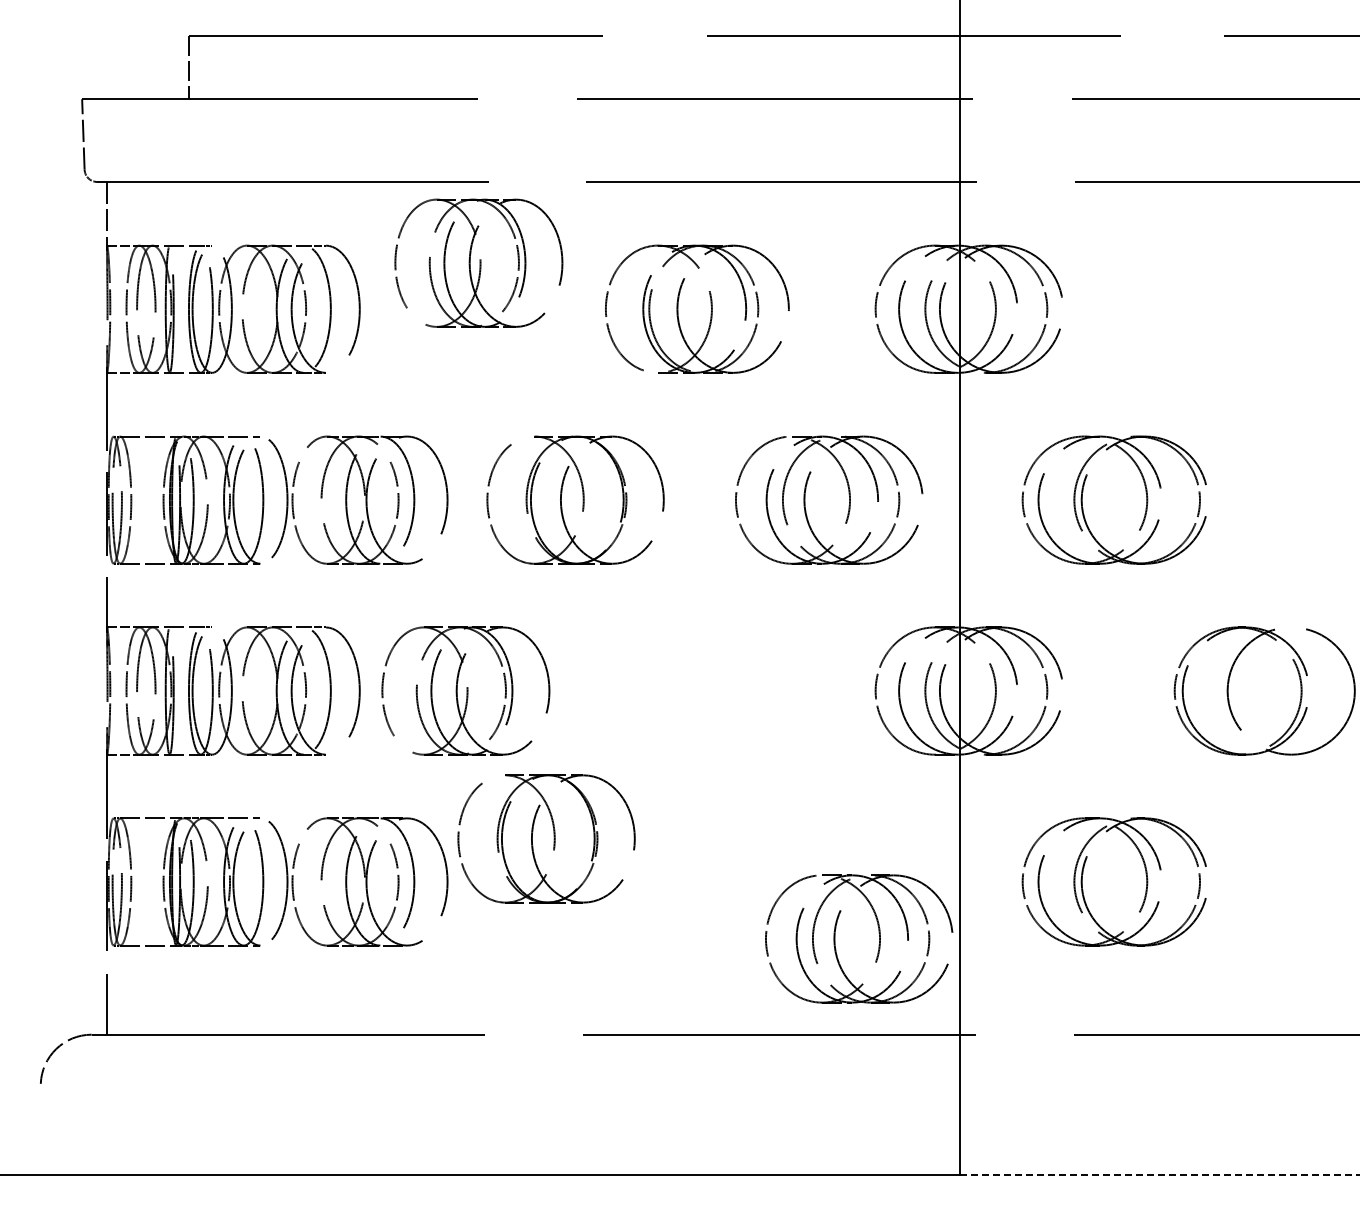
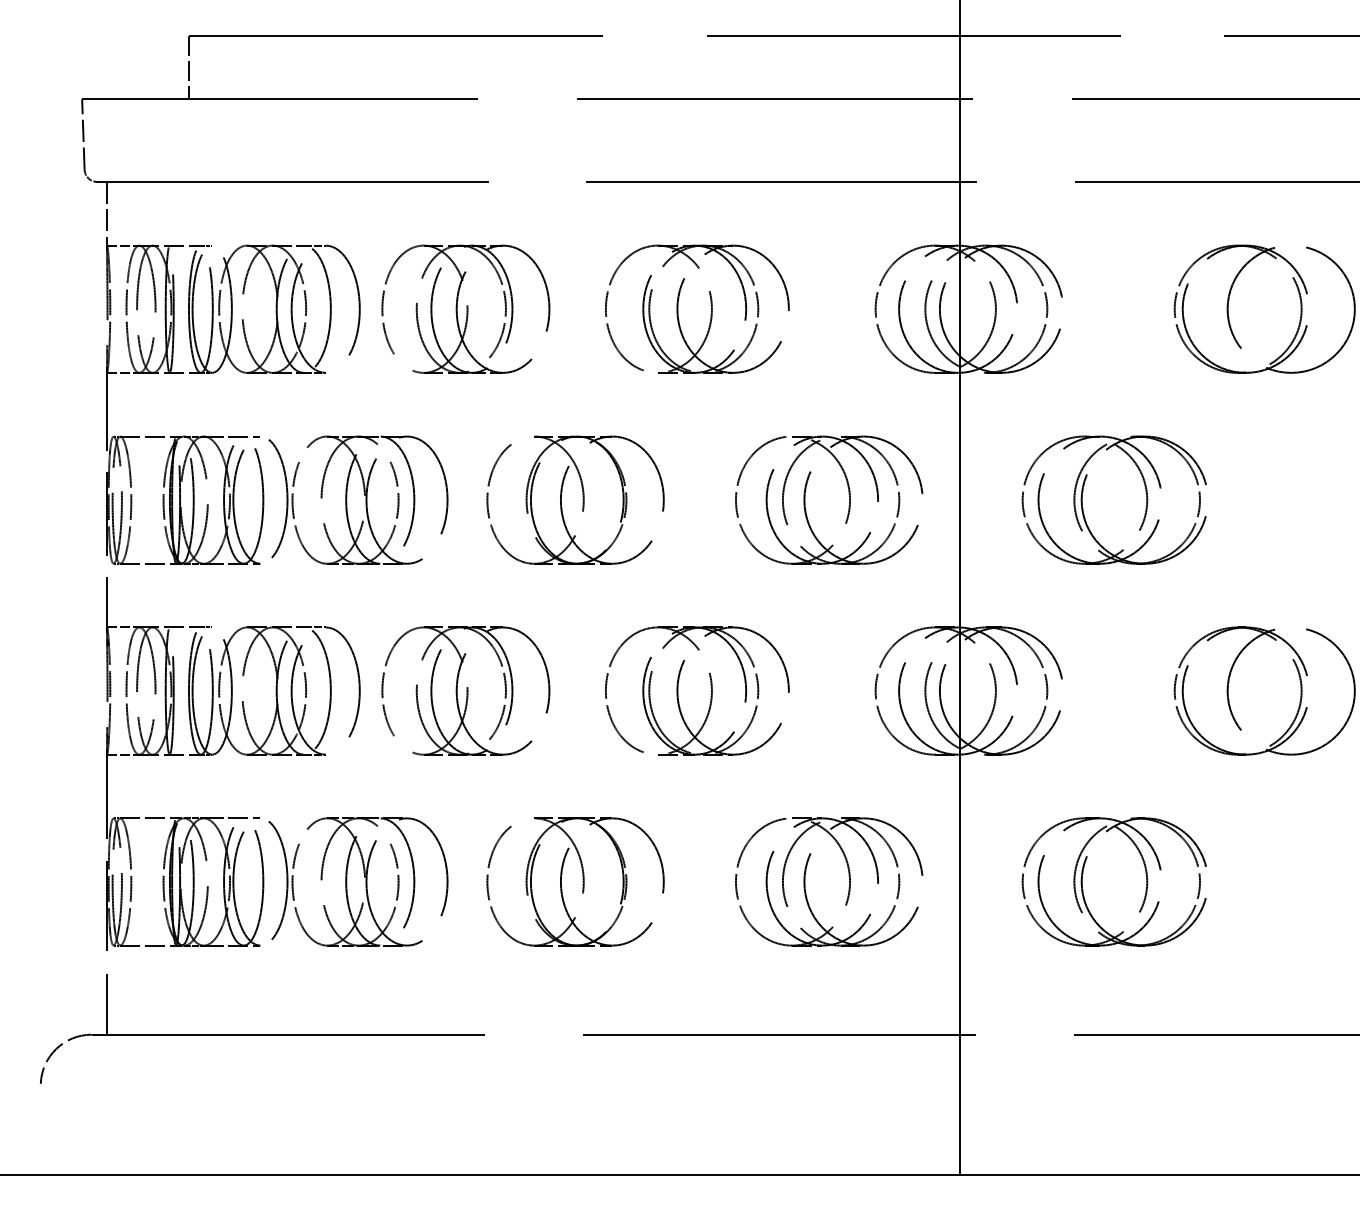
part position: (478, 262) -> (465, 308) (465, 308)
part: none -> present (1229, 300)
part: none -> present (710, 686)
part position: (553, 838) -> (582, 881) (582, 881)
part position: (878, 933) -> (848, 876) (848, 876)
line: dashed -> solid (1160, 1174)
